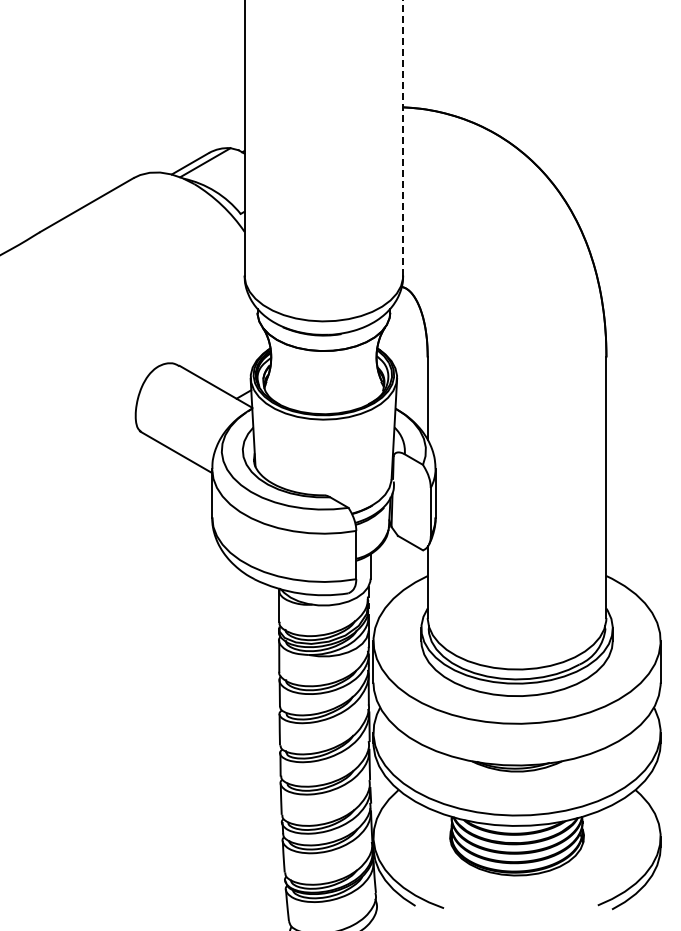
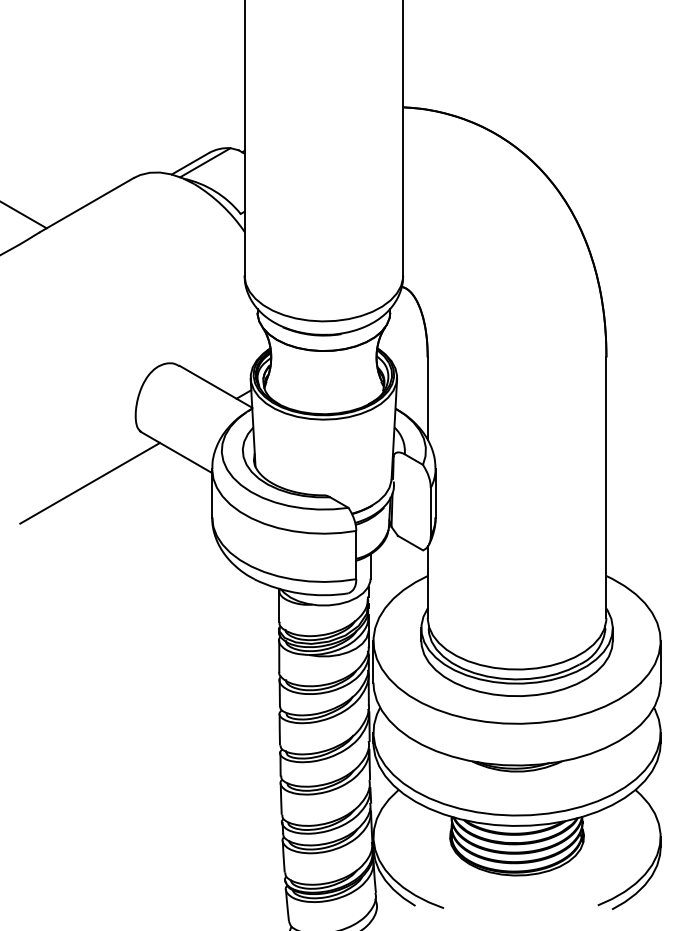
line: dashed -> solid (403, 137)
line: none -> present (24, 215)
line: none -> present (90, 482)
